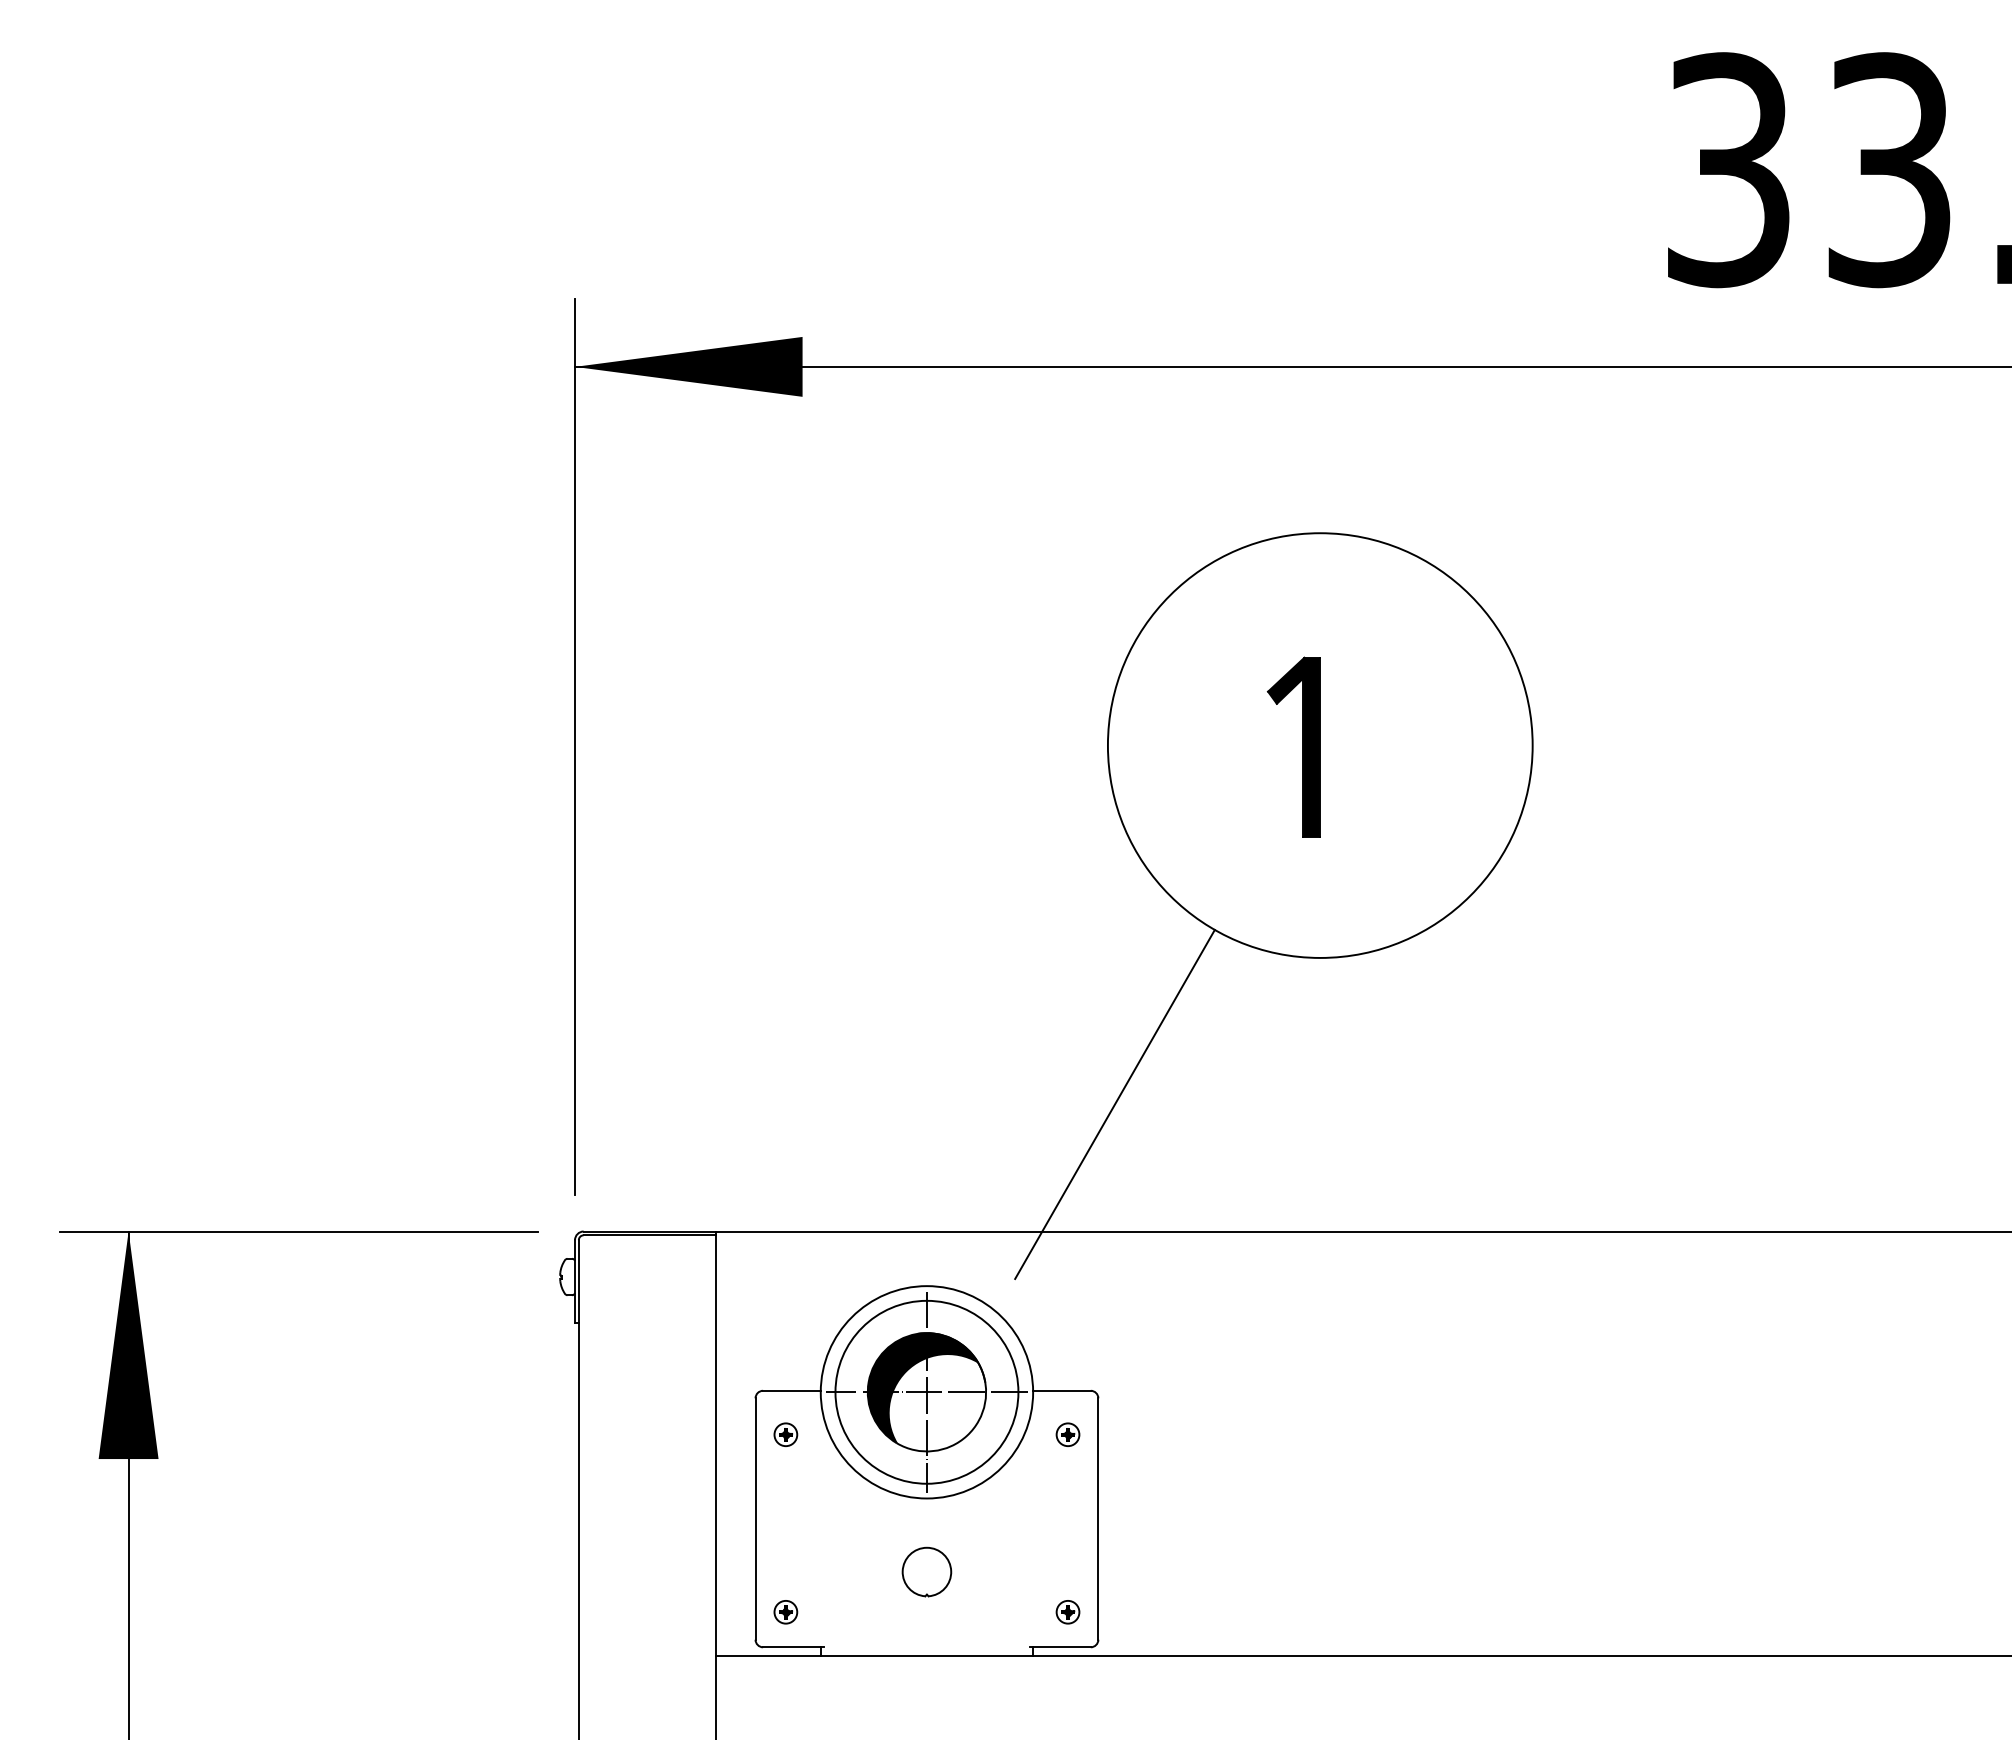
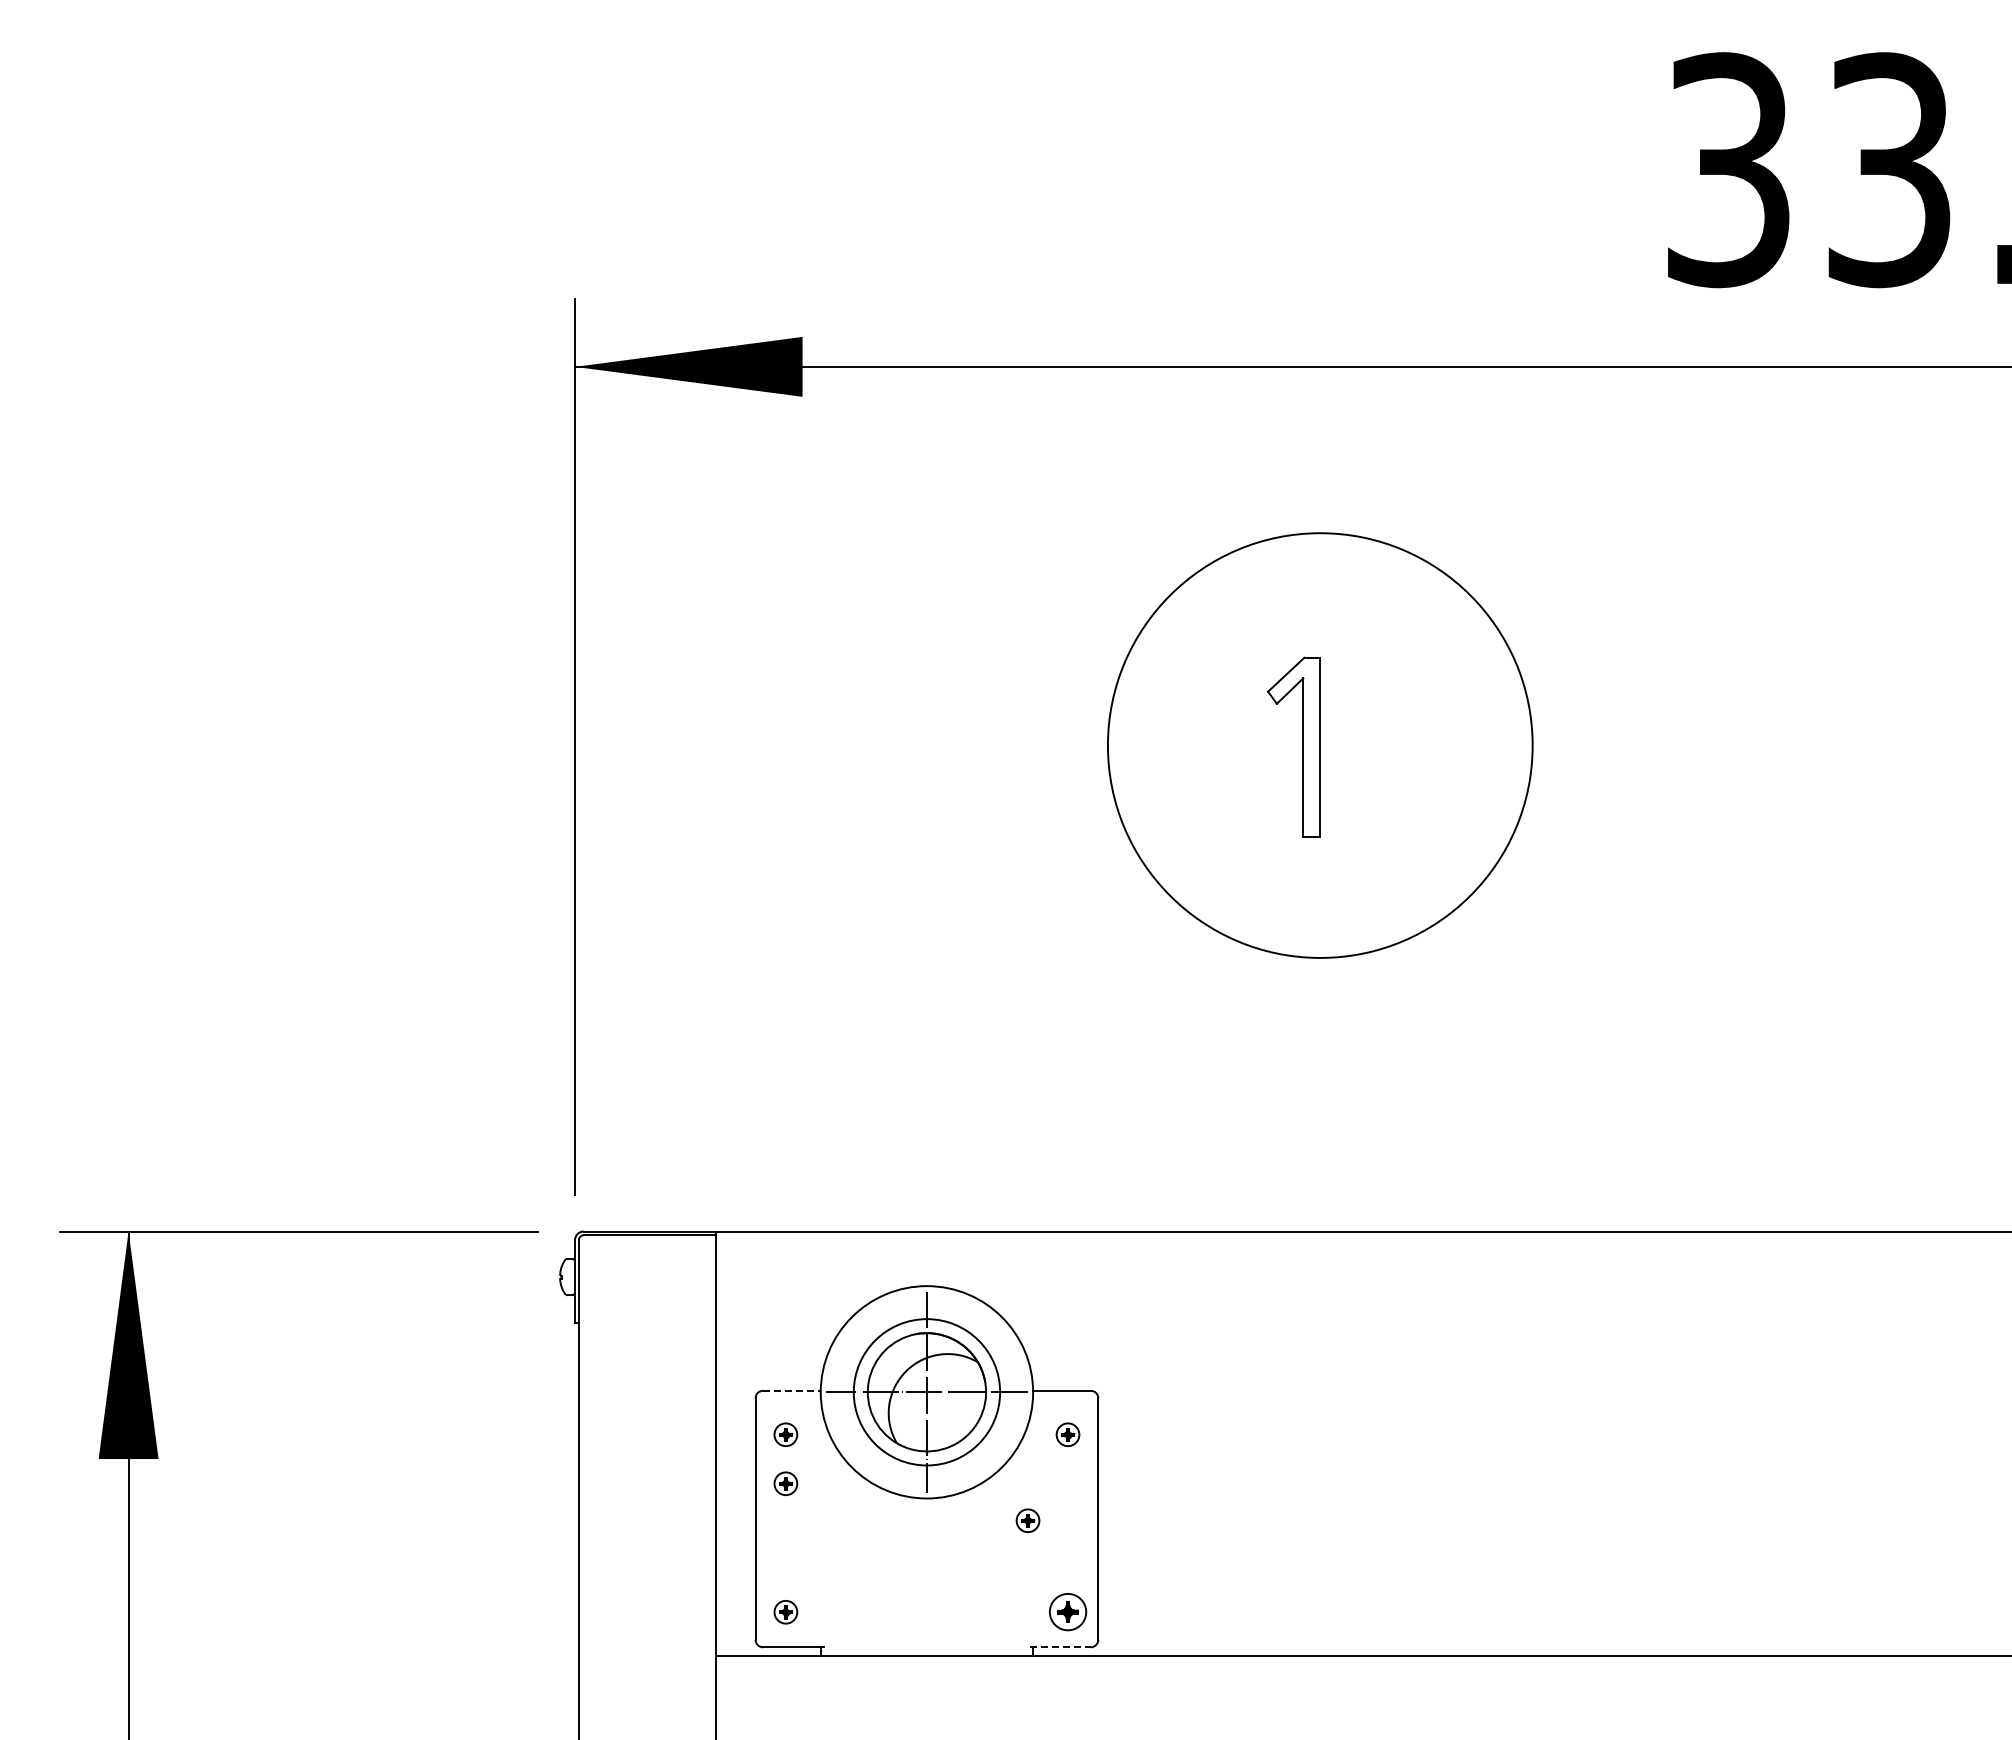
fill: present -> none (1293, 747)
line: present -> none (1114, 1104)
hatch: present -> none (922, 1388)
line: solid -> dashed (791, 1390)
circle diameter: 183 px -> 146 px (926, 1392)
part: none -> present (785, 1483)
part: none -> present (1027, 1520)
part: present -> none (926, 1571)
part size: 26x25 px -> 39x39 px (1068, 1612)
line: solid -> dashed (1060, 1647)
